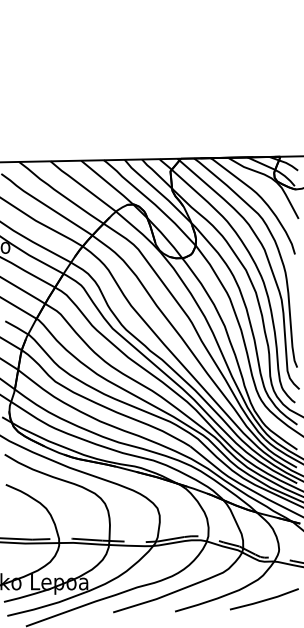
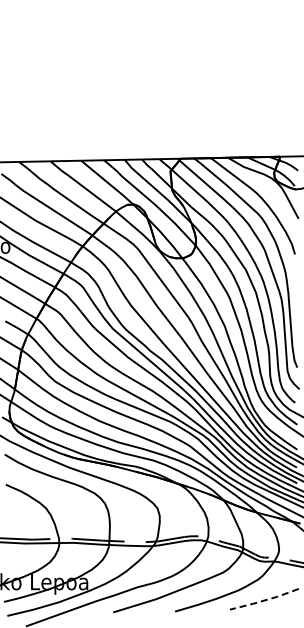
line: solid -> dashed (264, 600)
